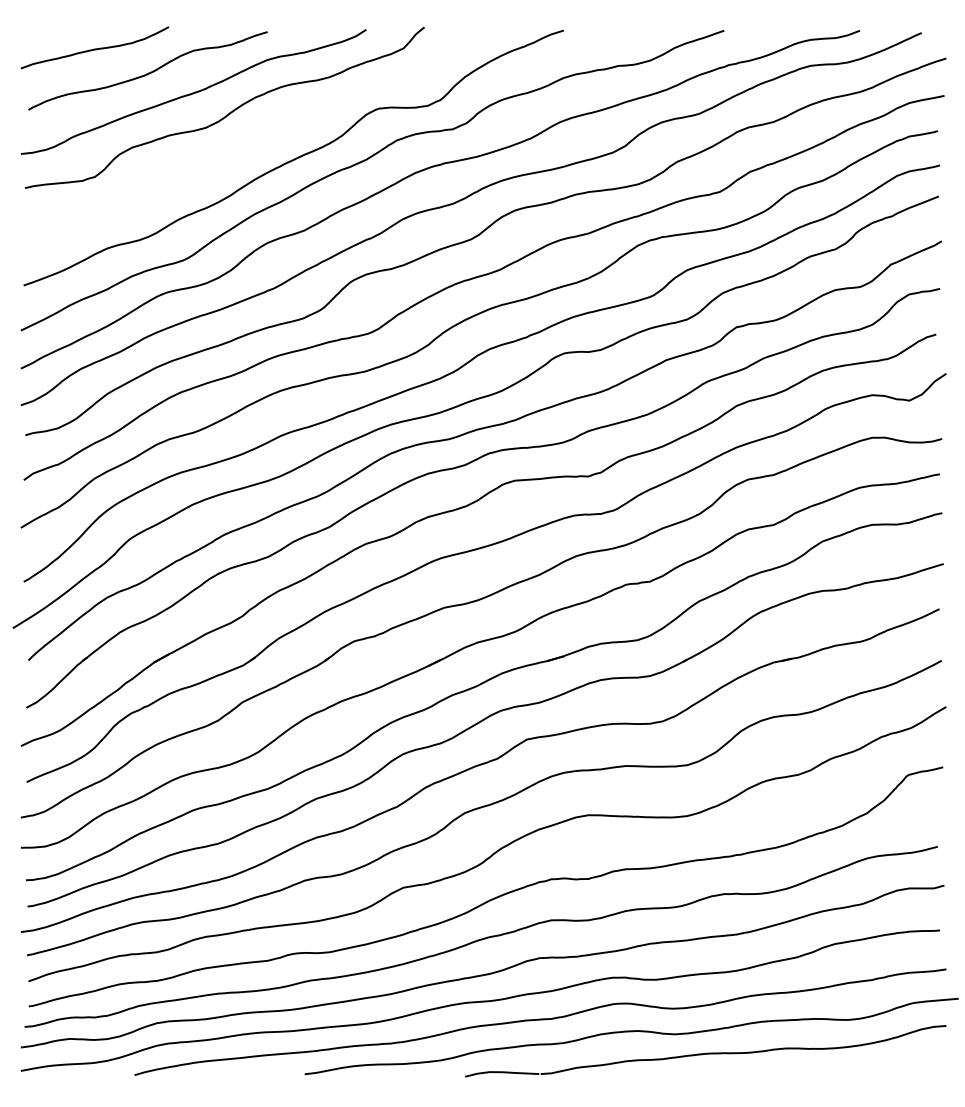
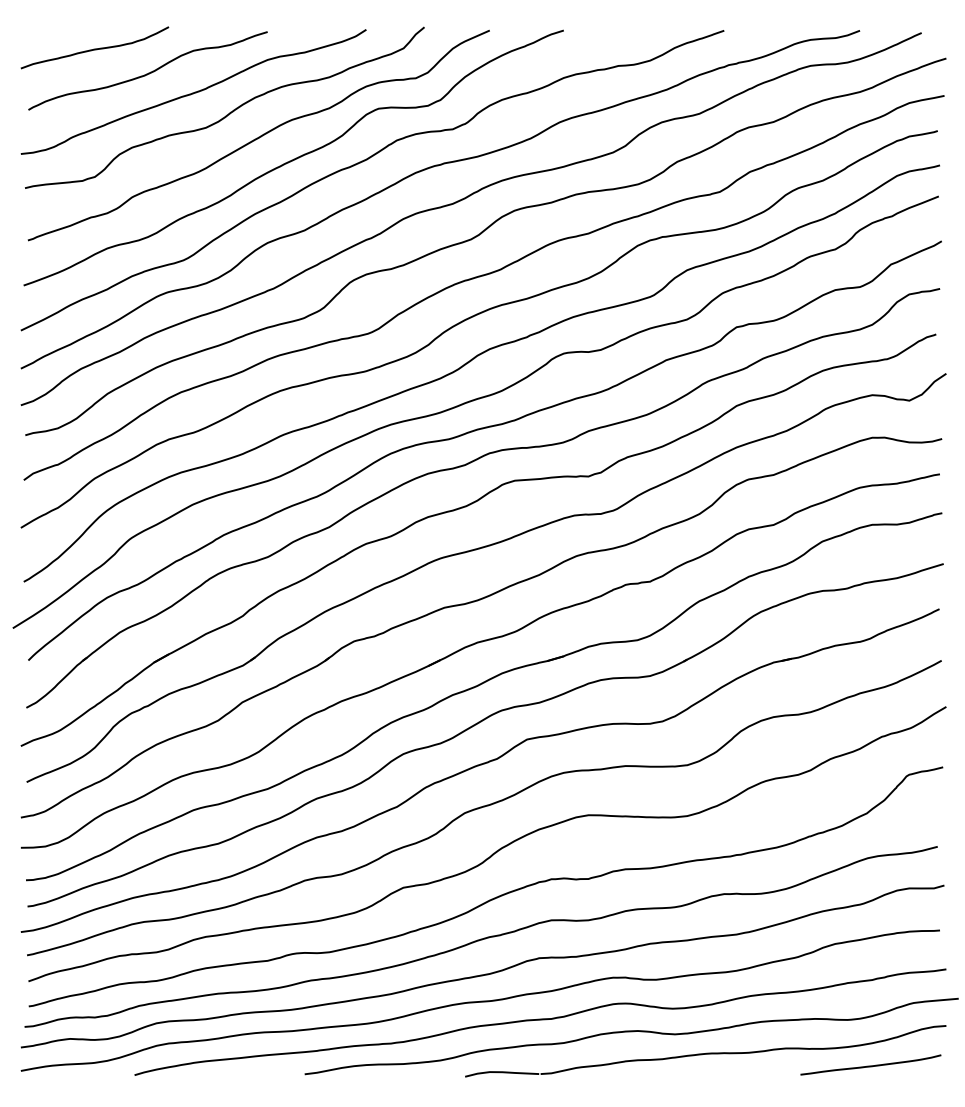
curve: none -> present (258, 136)
curve: none -> present (870, 1065)
